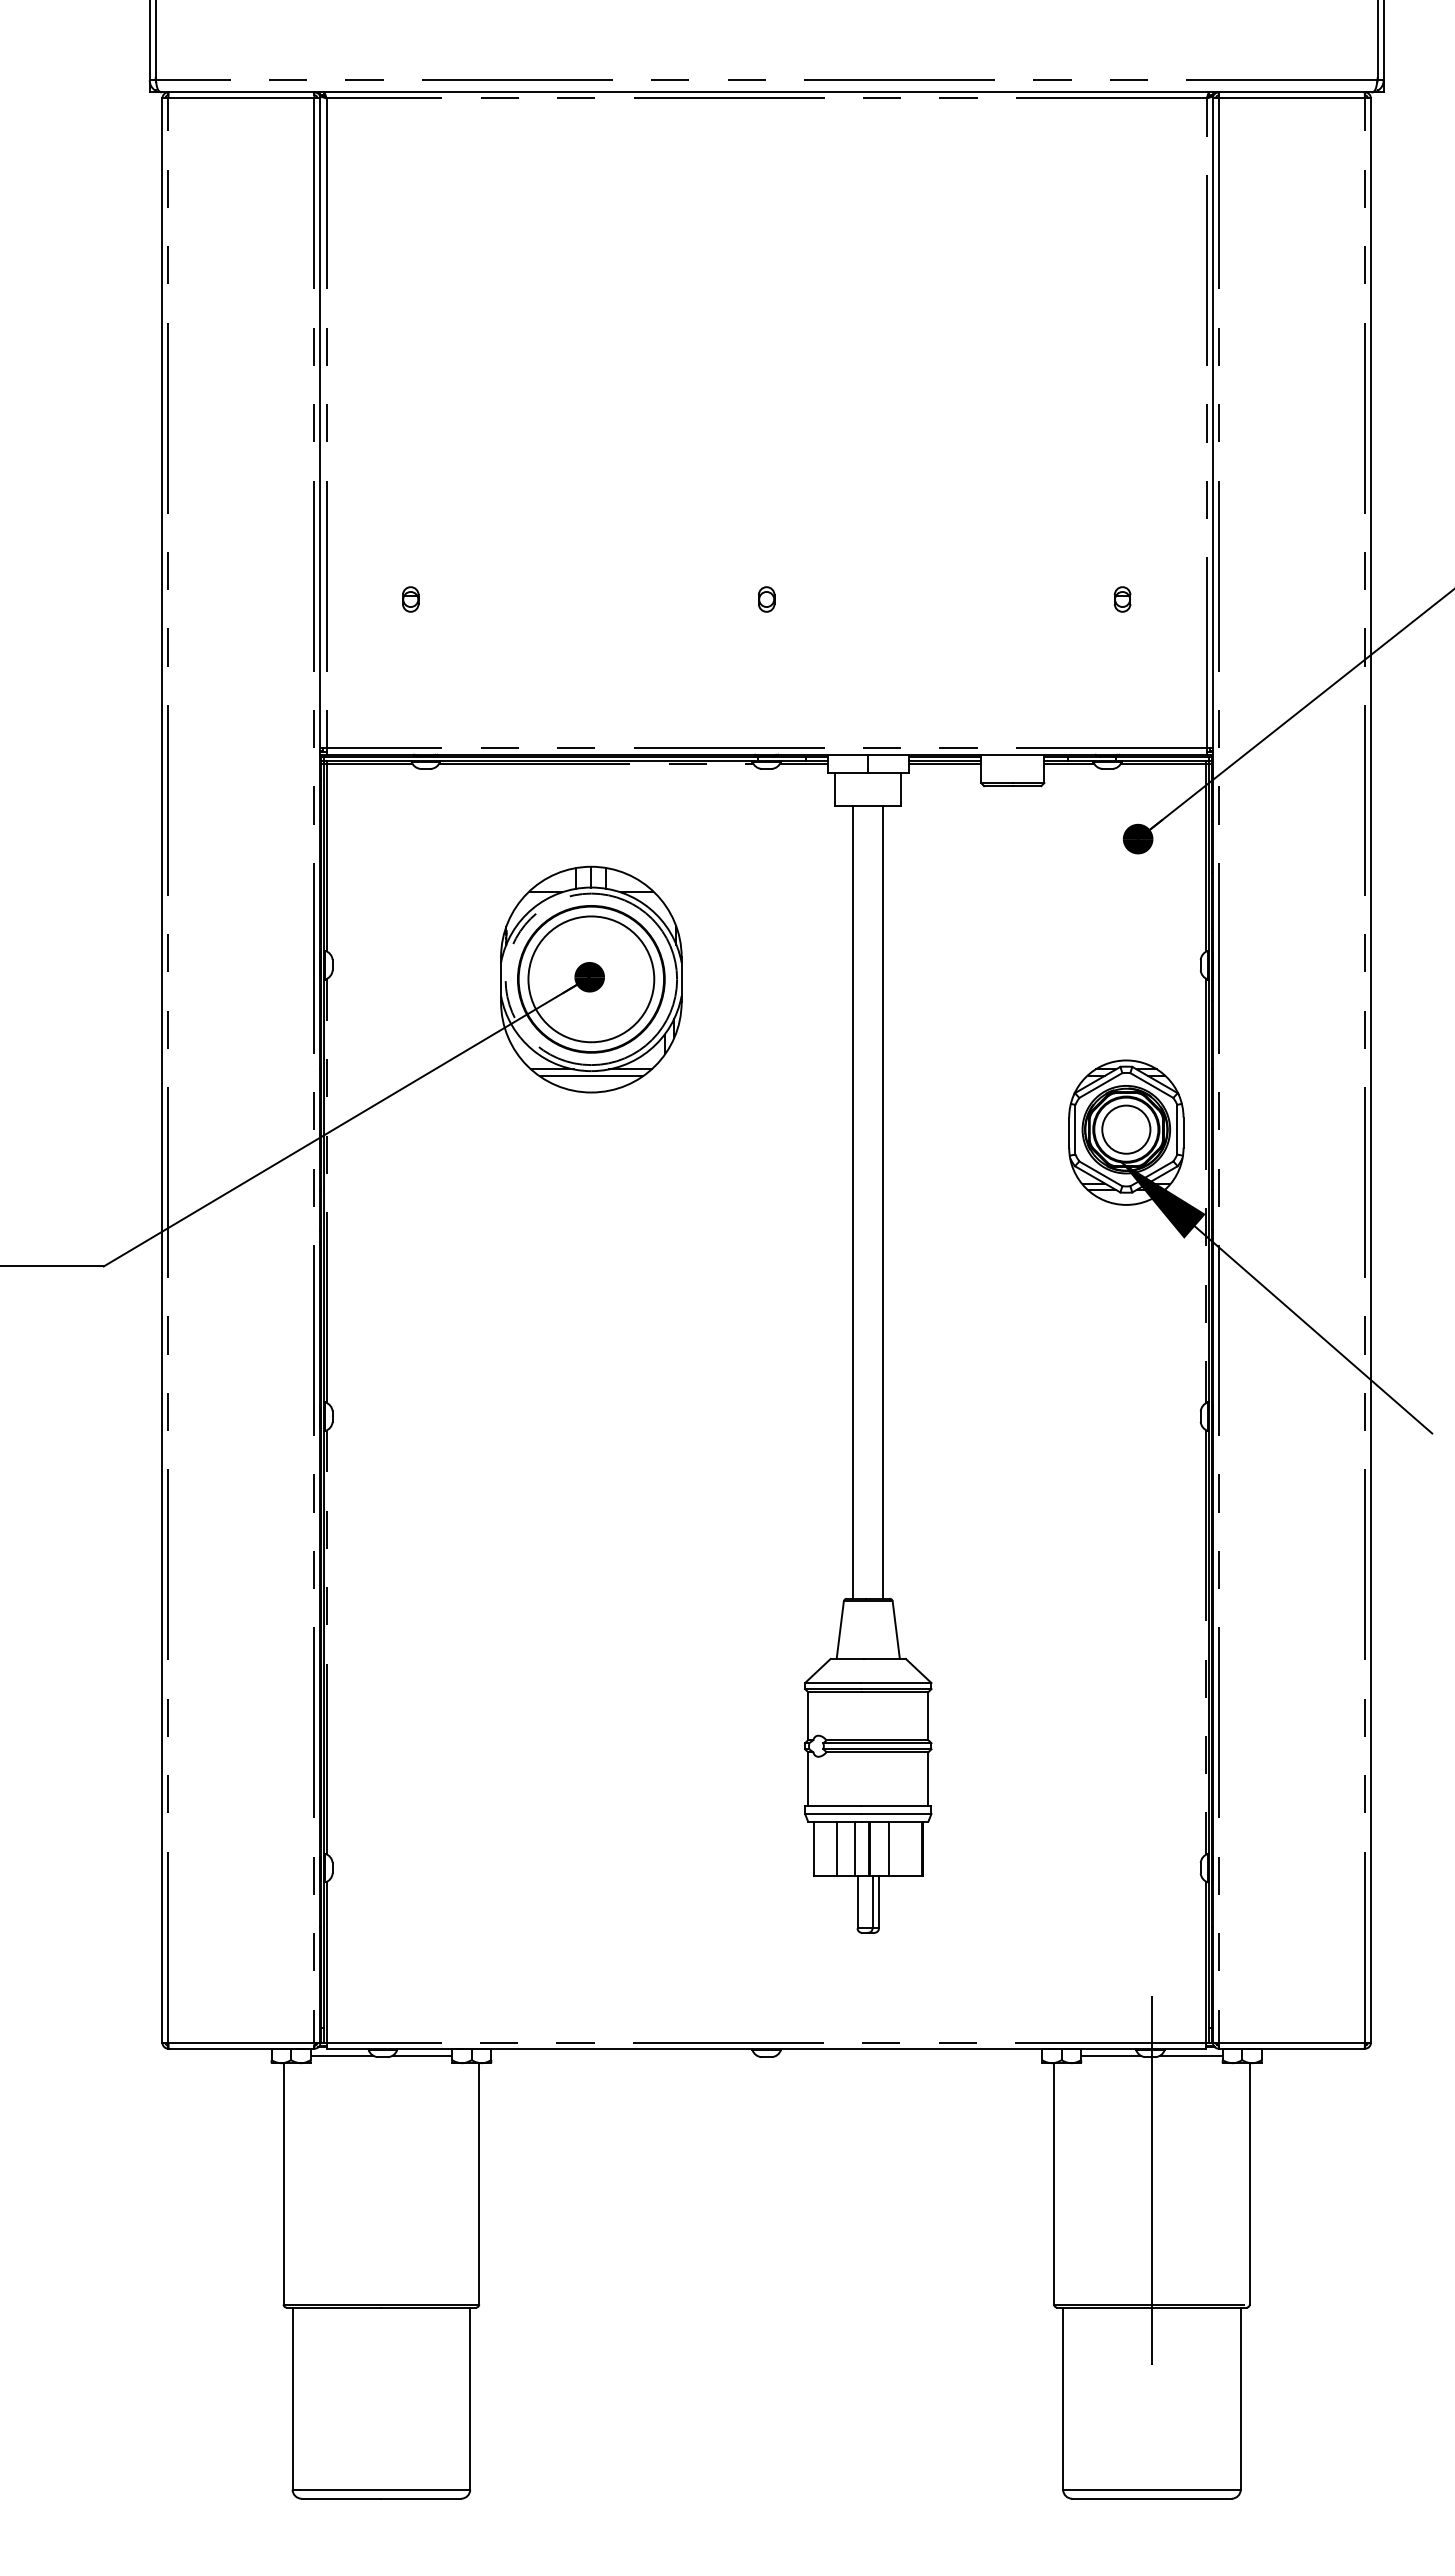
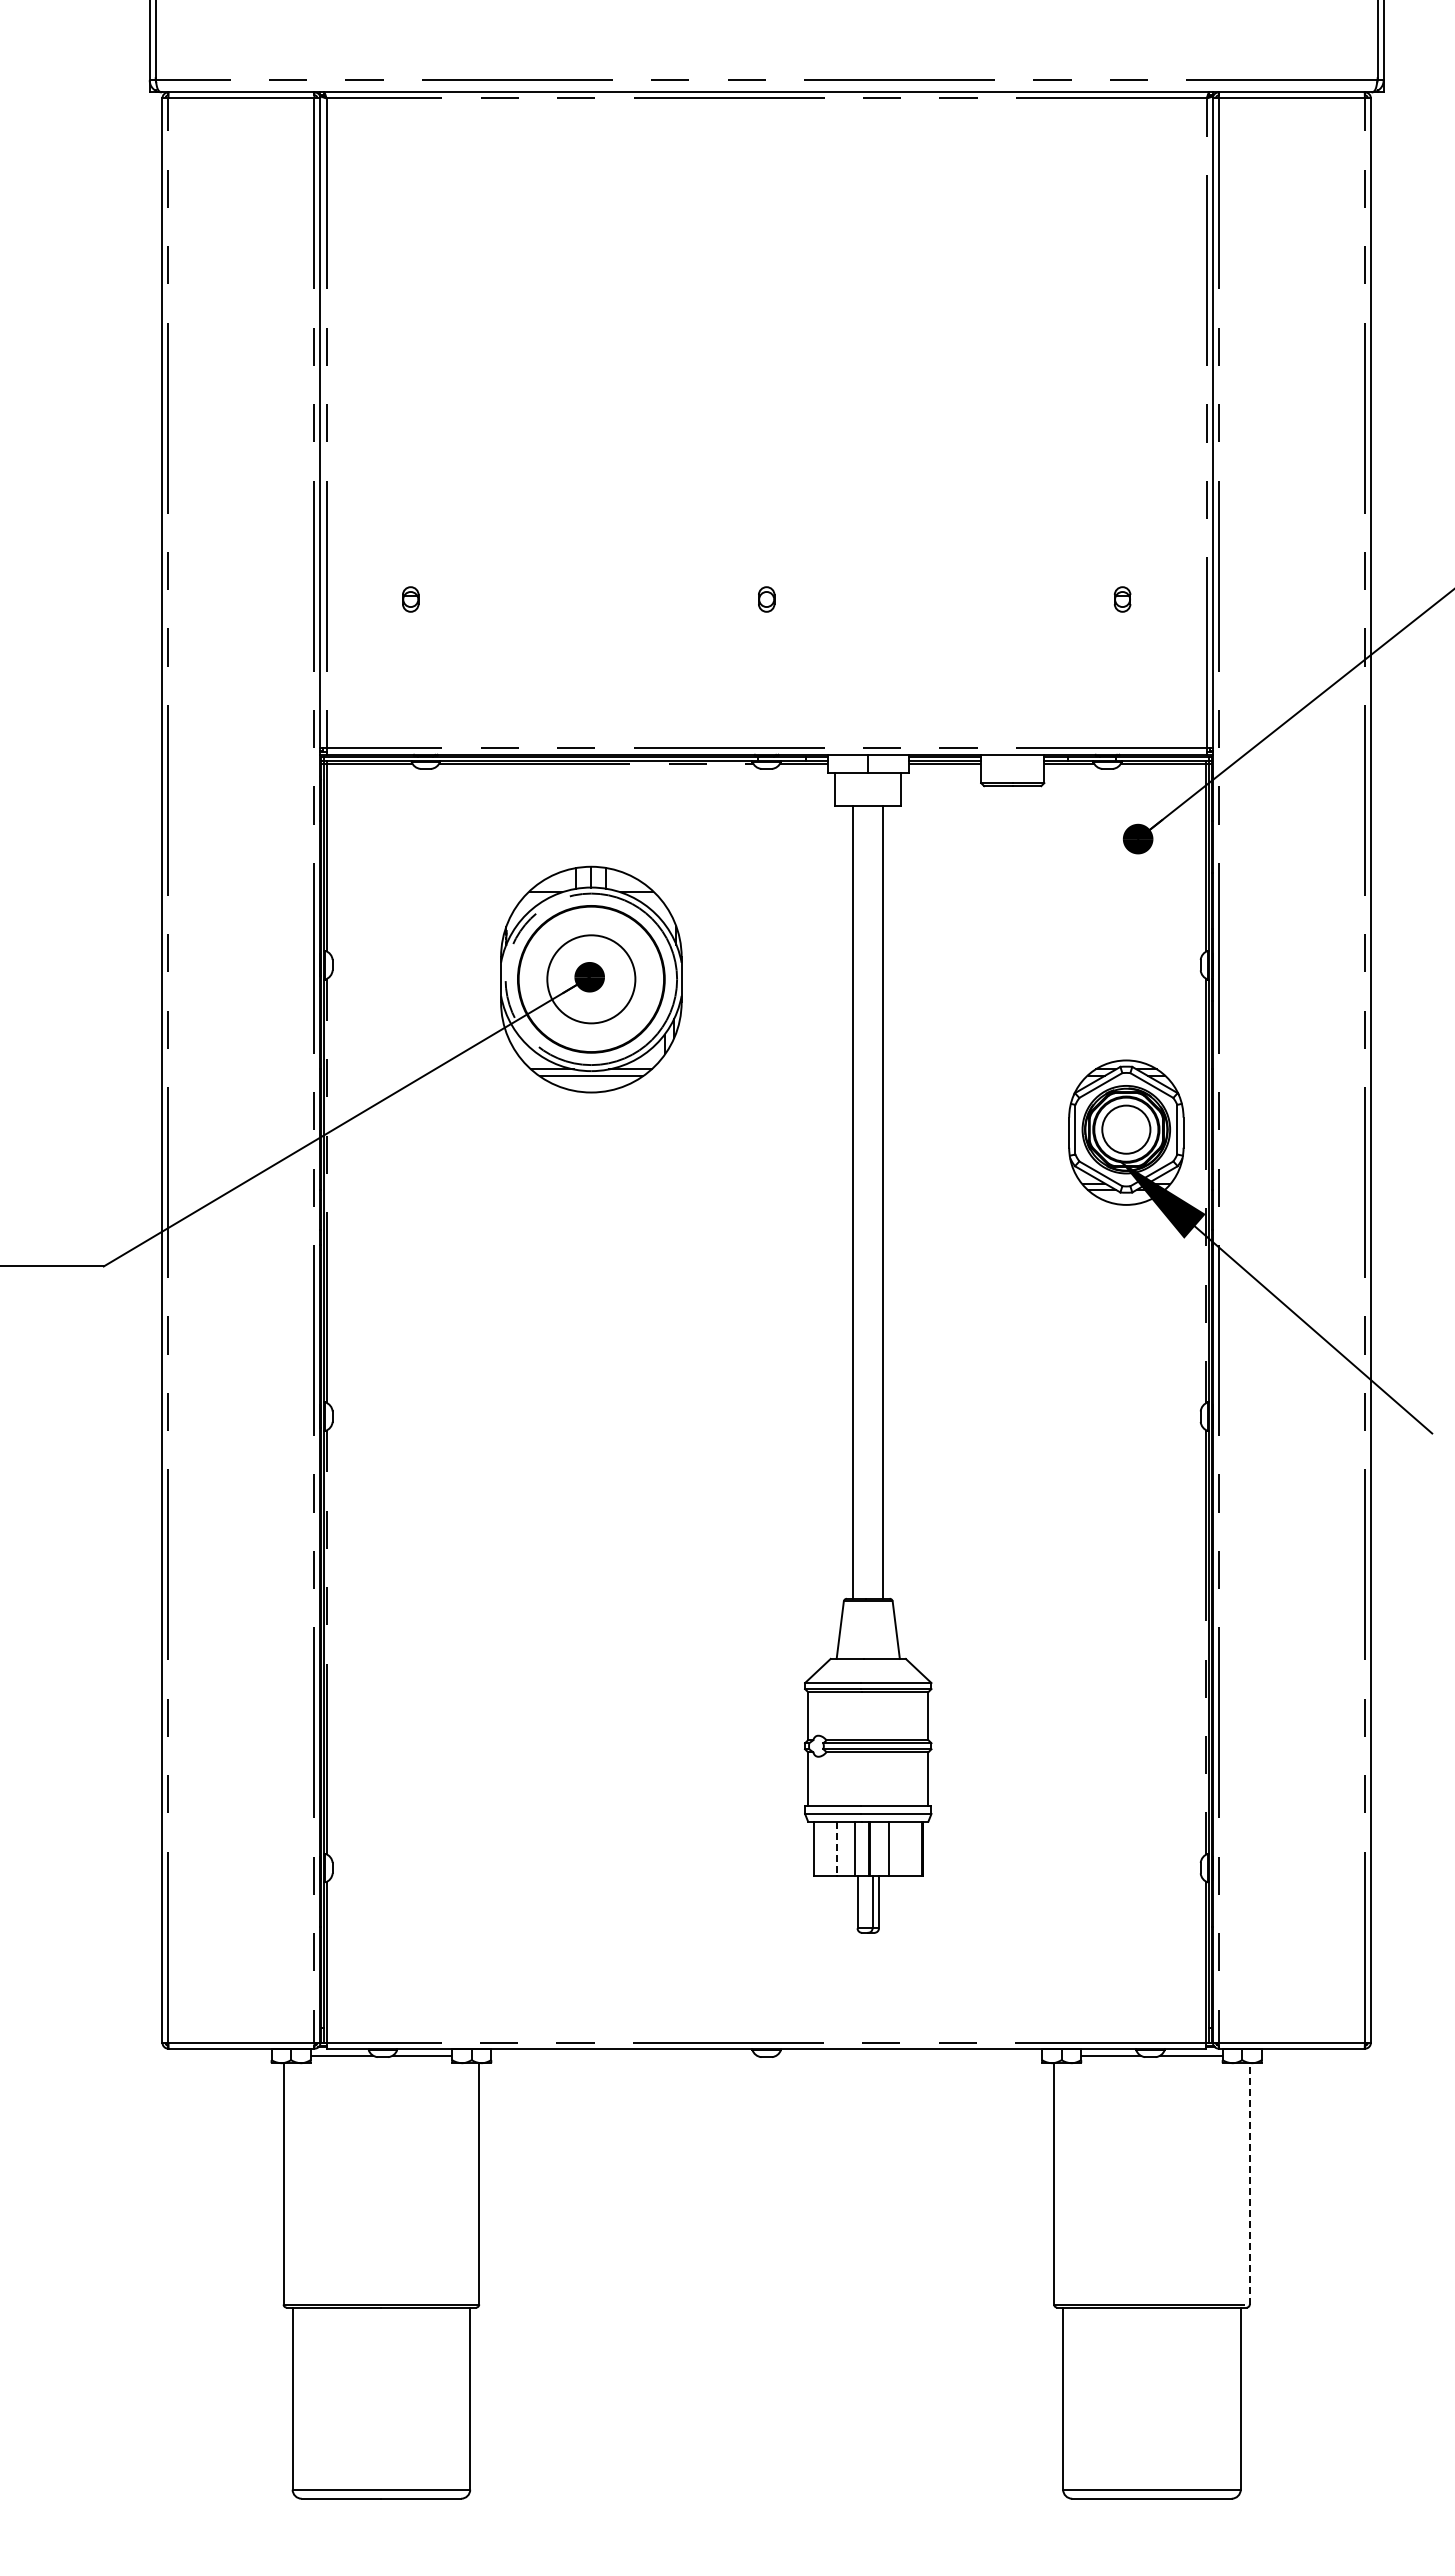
circle diameter: 126 px -> 88 px (591, 979)
line: solid -> dashed (836, 1849)
line: present -> none (1151, 2180)
line: solid -> dashed (1249, 2183)
